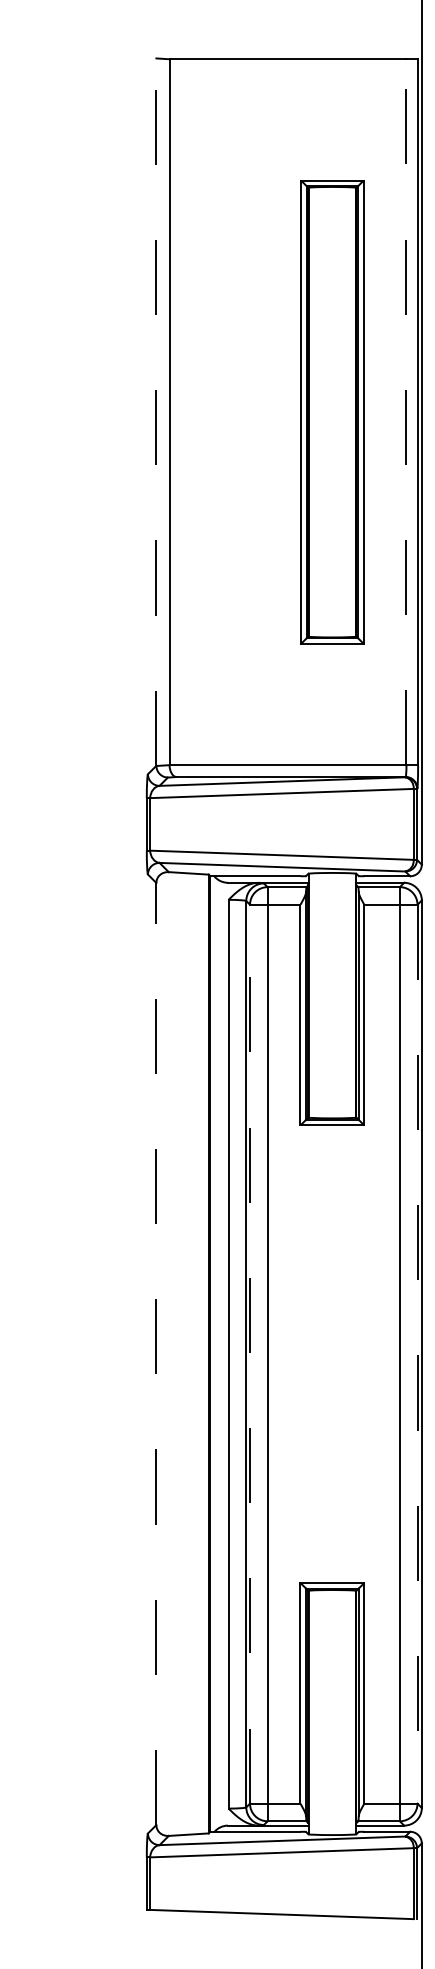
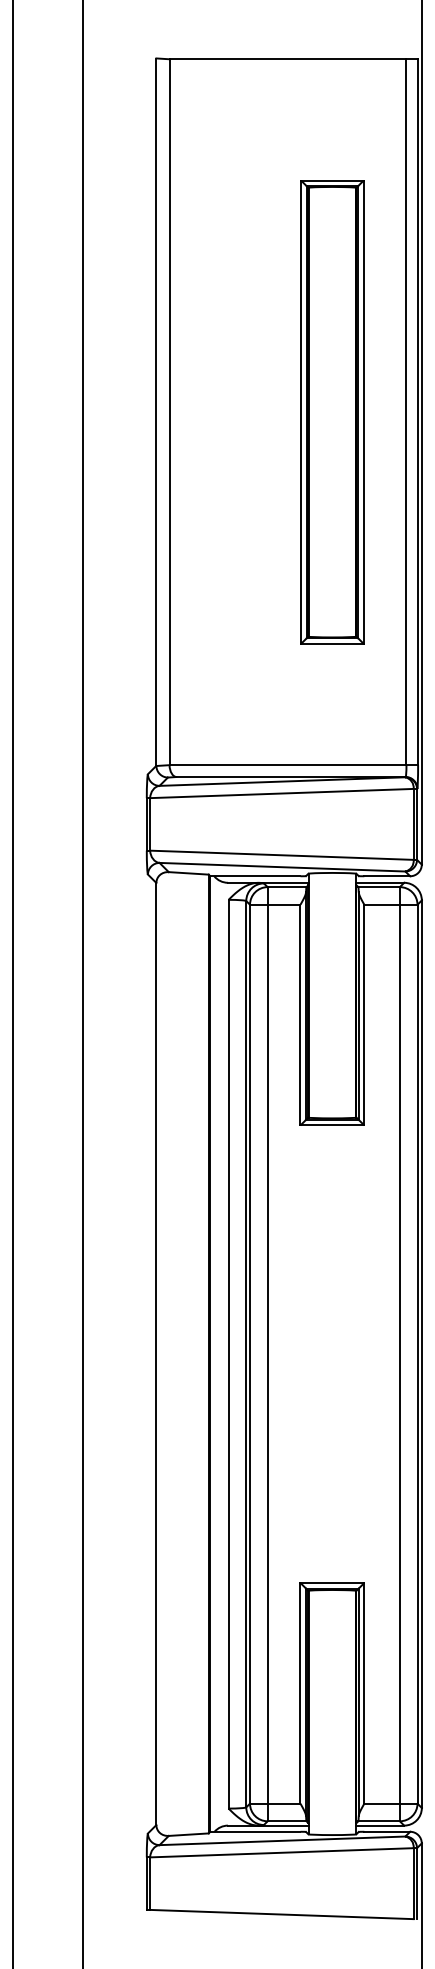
line: dashed -> solid (406, 411)
line: dashed -> solid (156, 412)
line: none -> present (13, 983)
line: none -> present (83, 983)
line: dashed -> solid (156, 1353)
line: dashed -> solid (250, 1353)
line: dashed -> solid (417, 1354)
